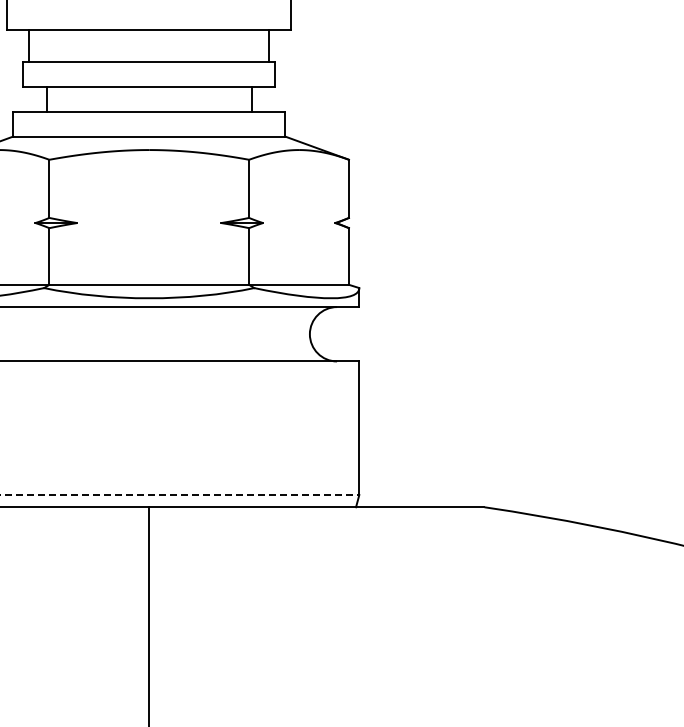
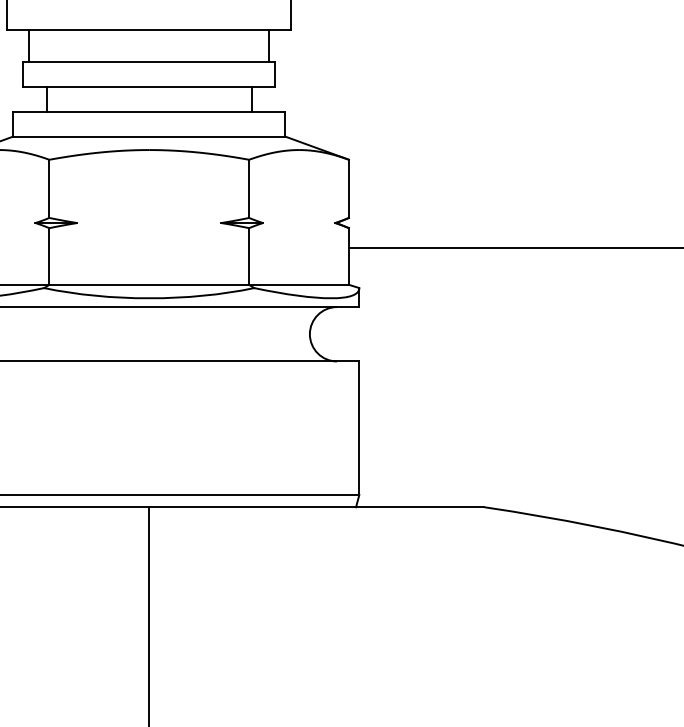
line: none -> present (514, 247)
line: dashed -> solid (179, 495)
